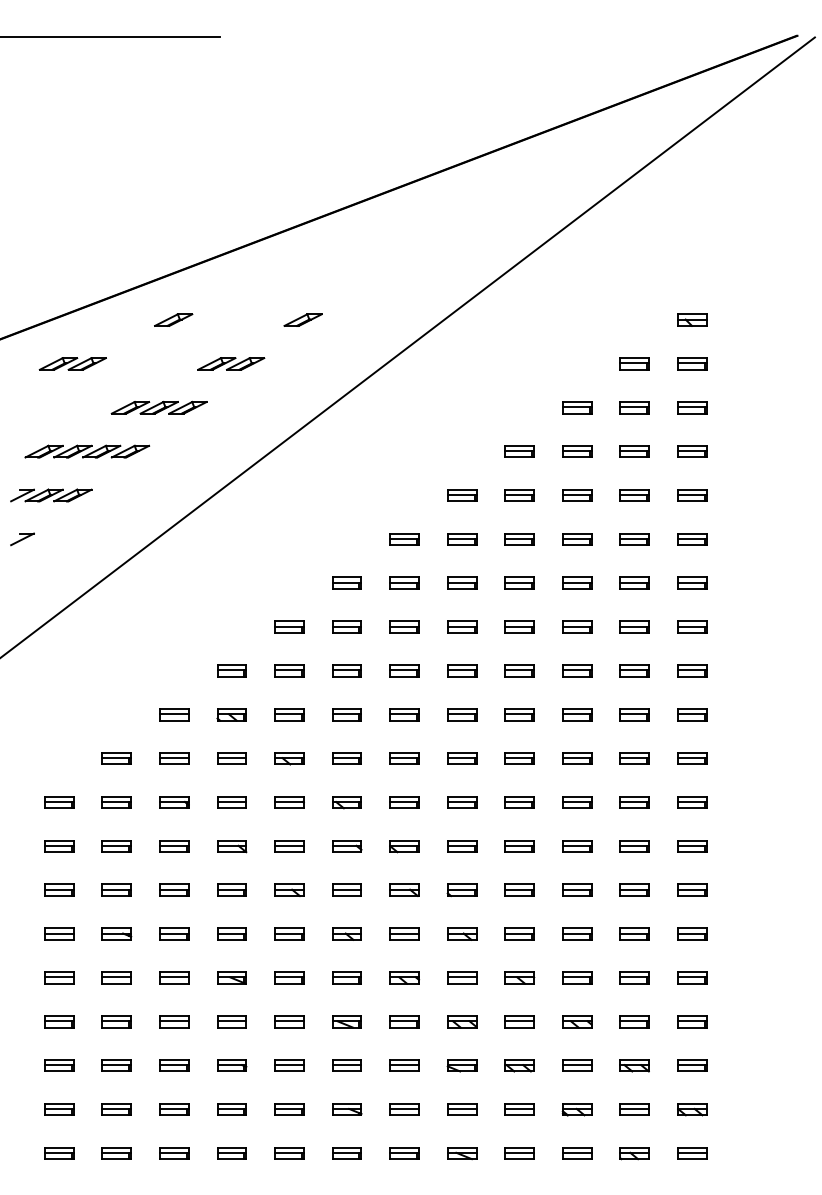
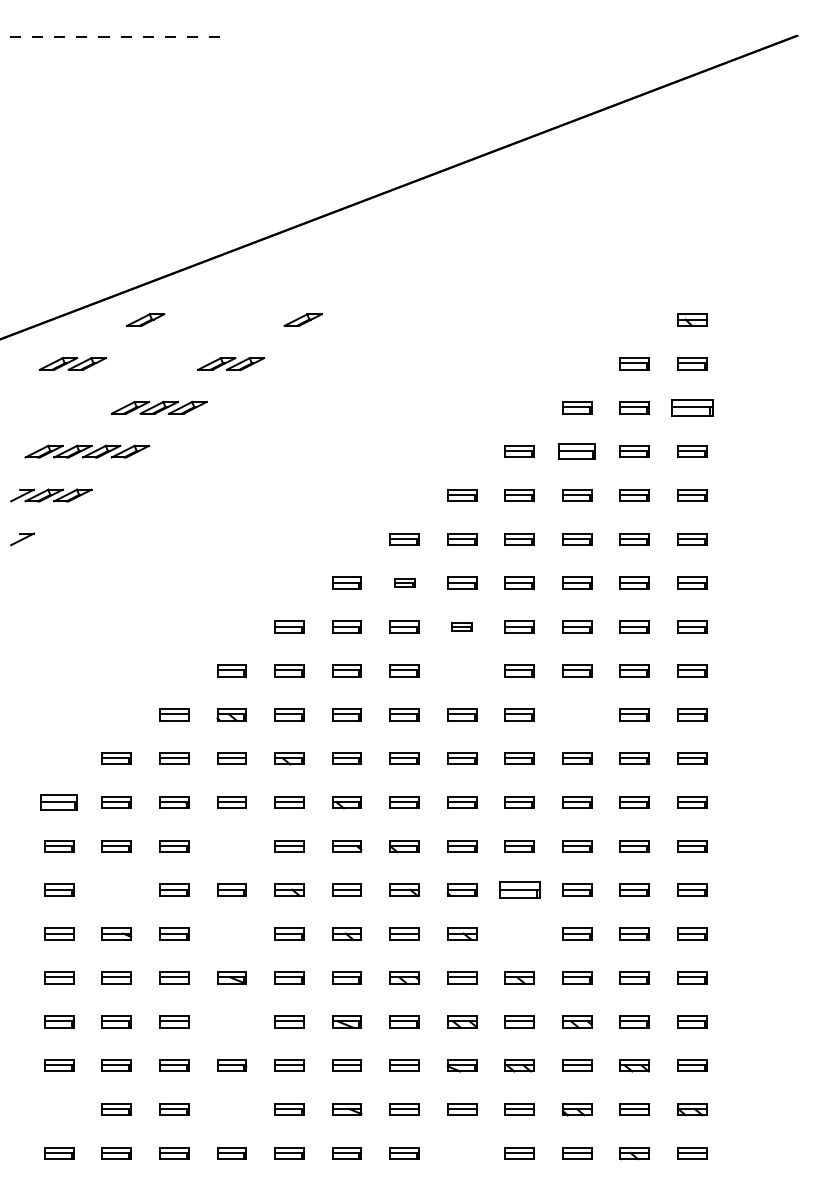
line: solid -> dashed (109, 37)
part position: (173, 319) -> (145, 319) (145, 319)
line: present -> none (408, 346)
part size: 31x14 px -> 43x18 px (692, 407)
part size: 31x13 px -> 38x17 px (576, 451)
part size: 31x14 px -> 22x10 px (404, 582)
part size: 31x14 px -> 22x10 px (461, 626)
part: present -> none (462, 670)
part: present -> none (577, 714)
part size: 31x13 px -> 38x17 px (58, 802)
part: present -> none (232, 846)
part: present -> none (116, 889)
part size: 31x14 px -> 42x18 px (519, 889)
part: present -> none (231, 933)
part: present -> none (519, 933)
part: present -> none (231, 1021)
part: present -> none (59, 1109)
part: present -> none (231, 1109)
part: present -> none (462, 1153)
